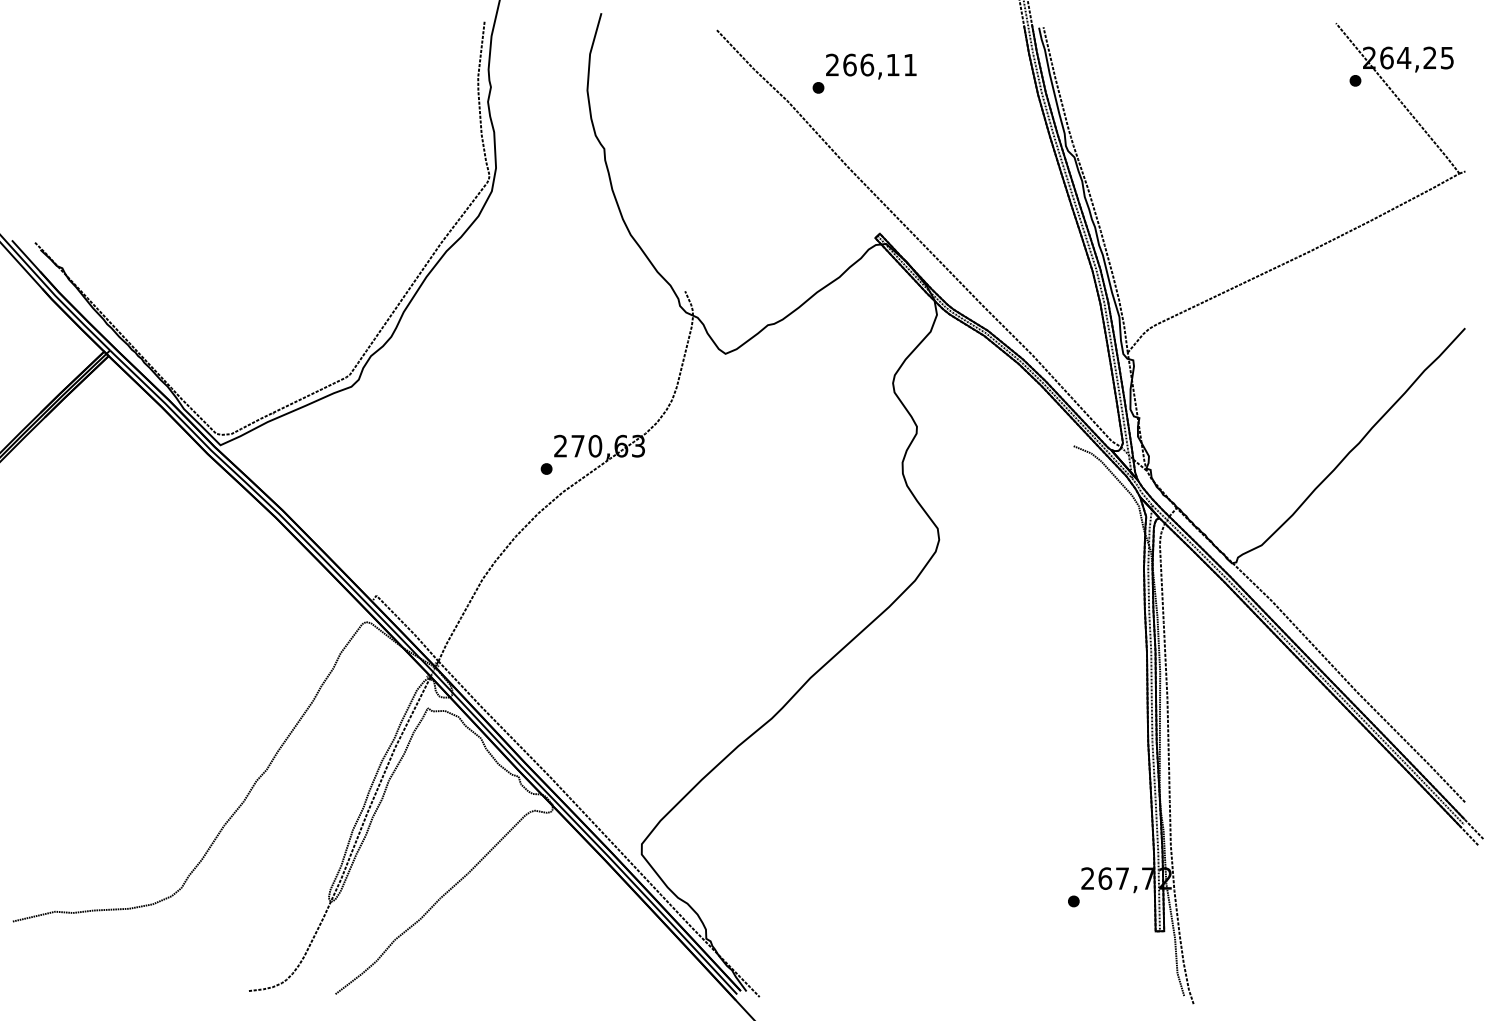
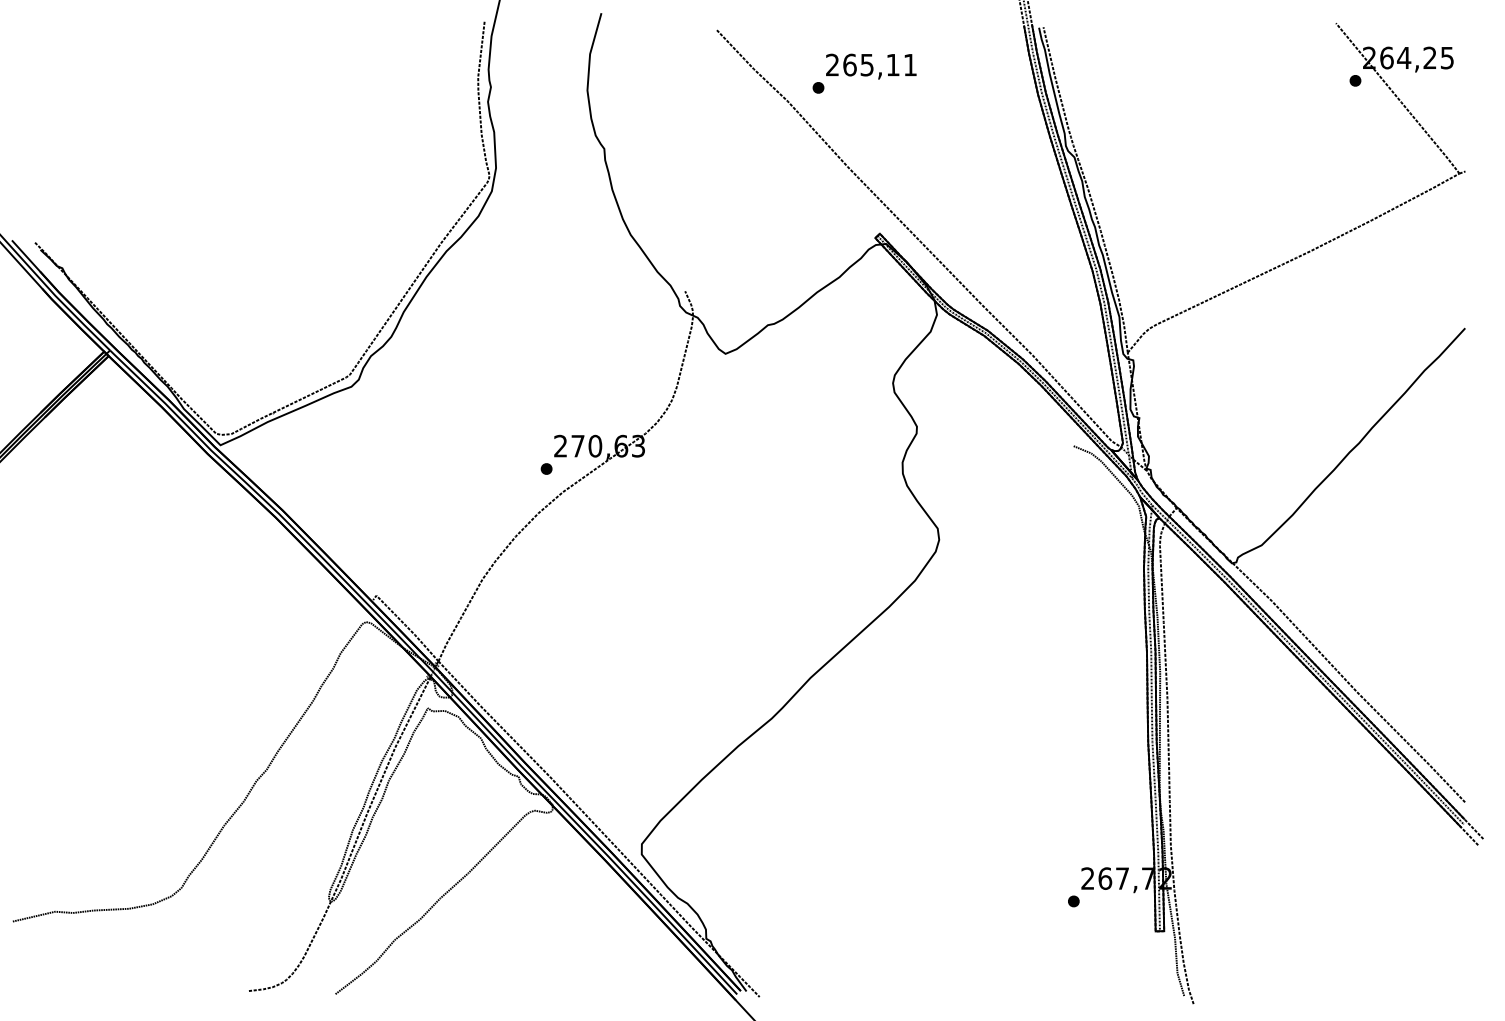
text: 266,11 -> 265,11 (867, 64)
